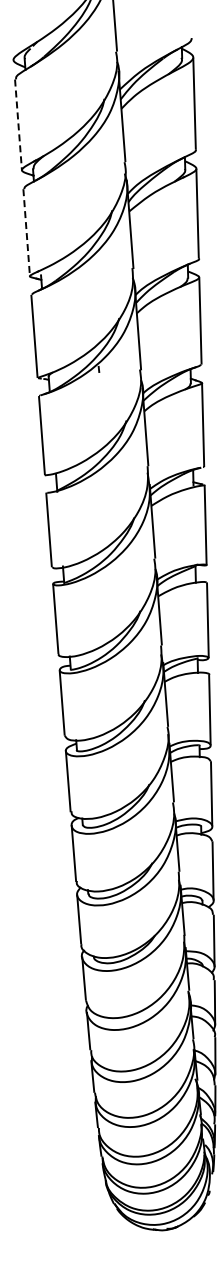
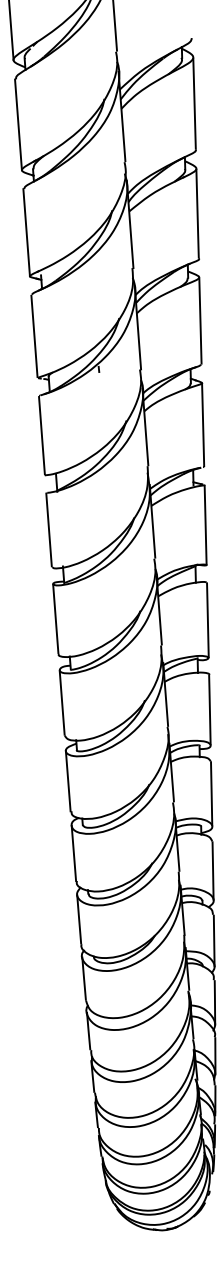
line: none -> present (11, 30)
line: dashed -> solid (18, 125)
line: dashed -> solid (26, 232)
